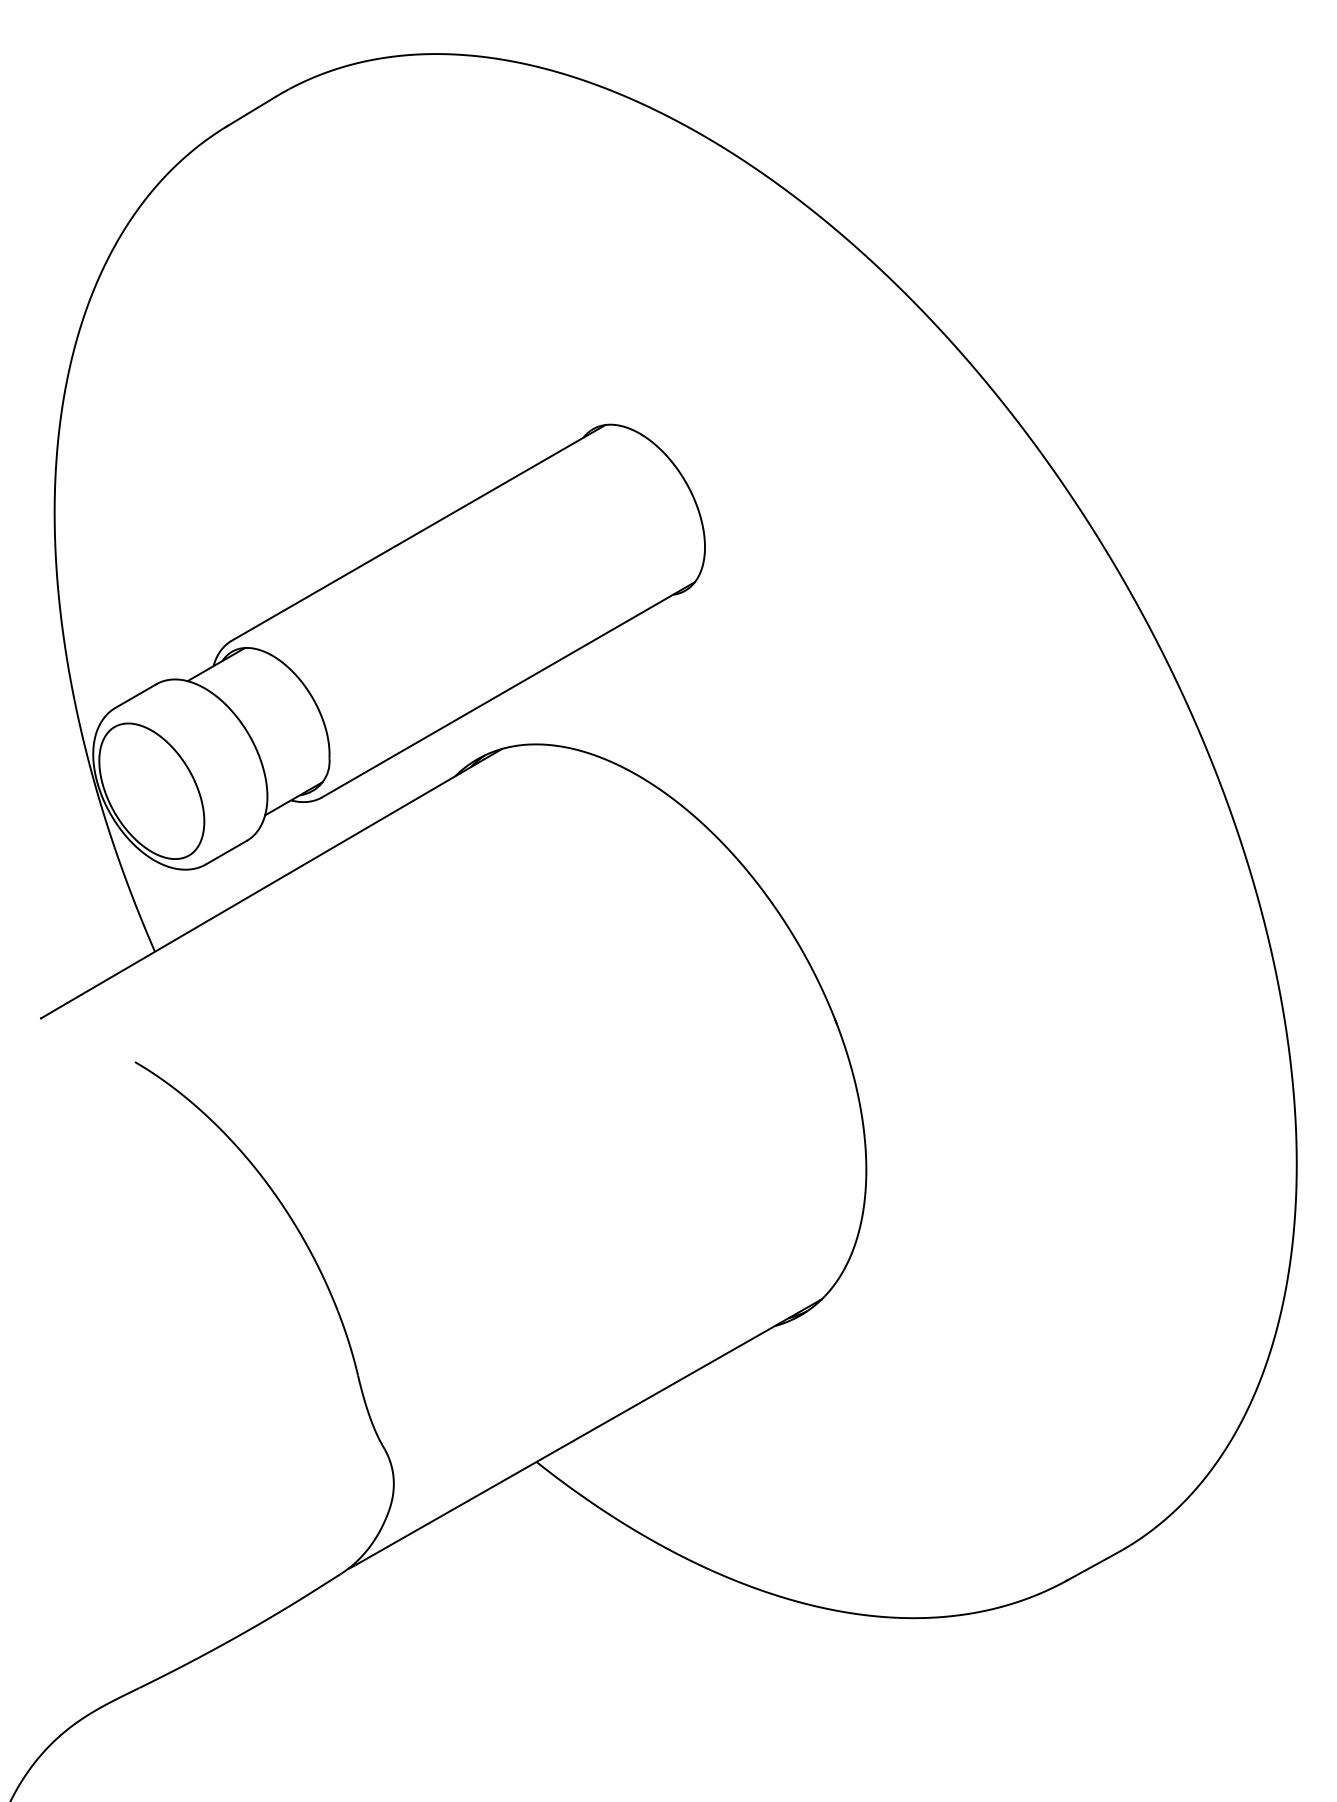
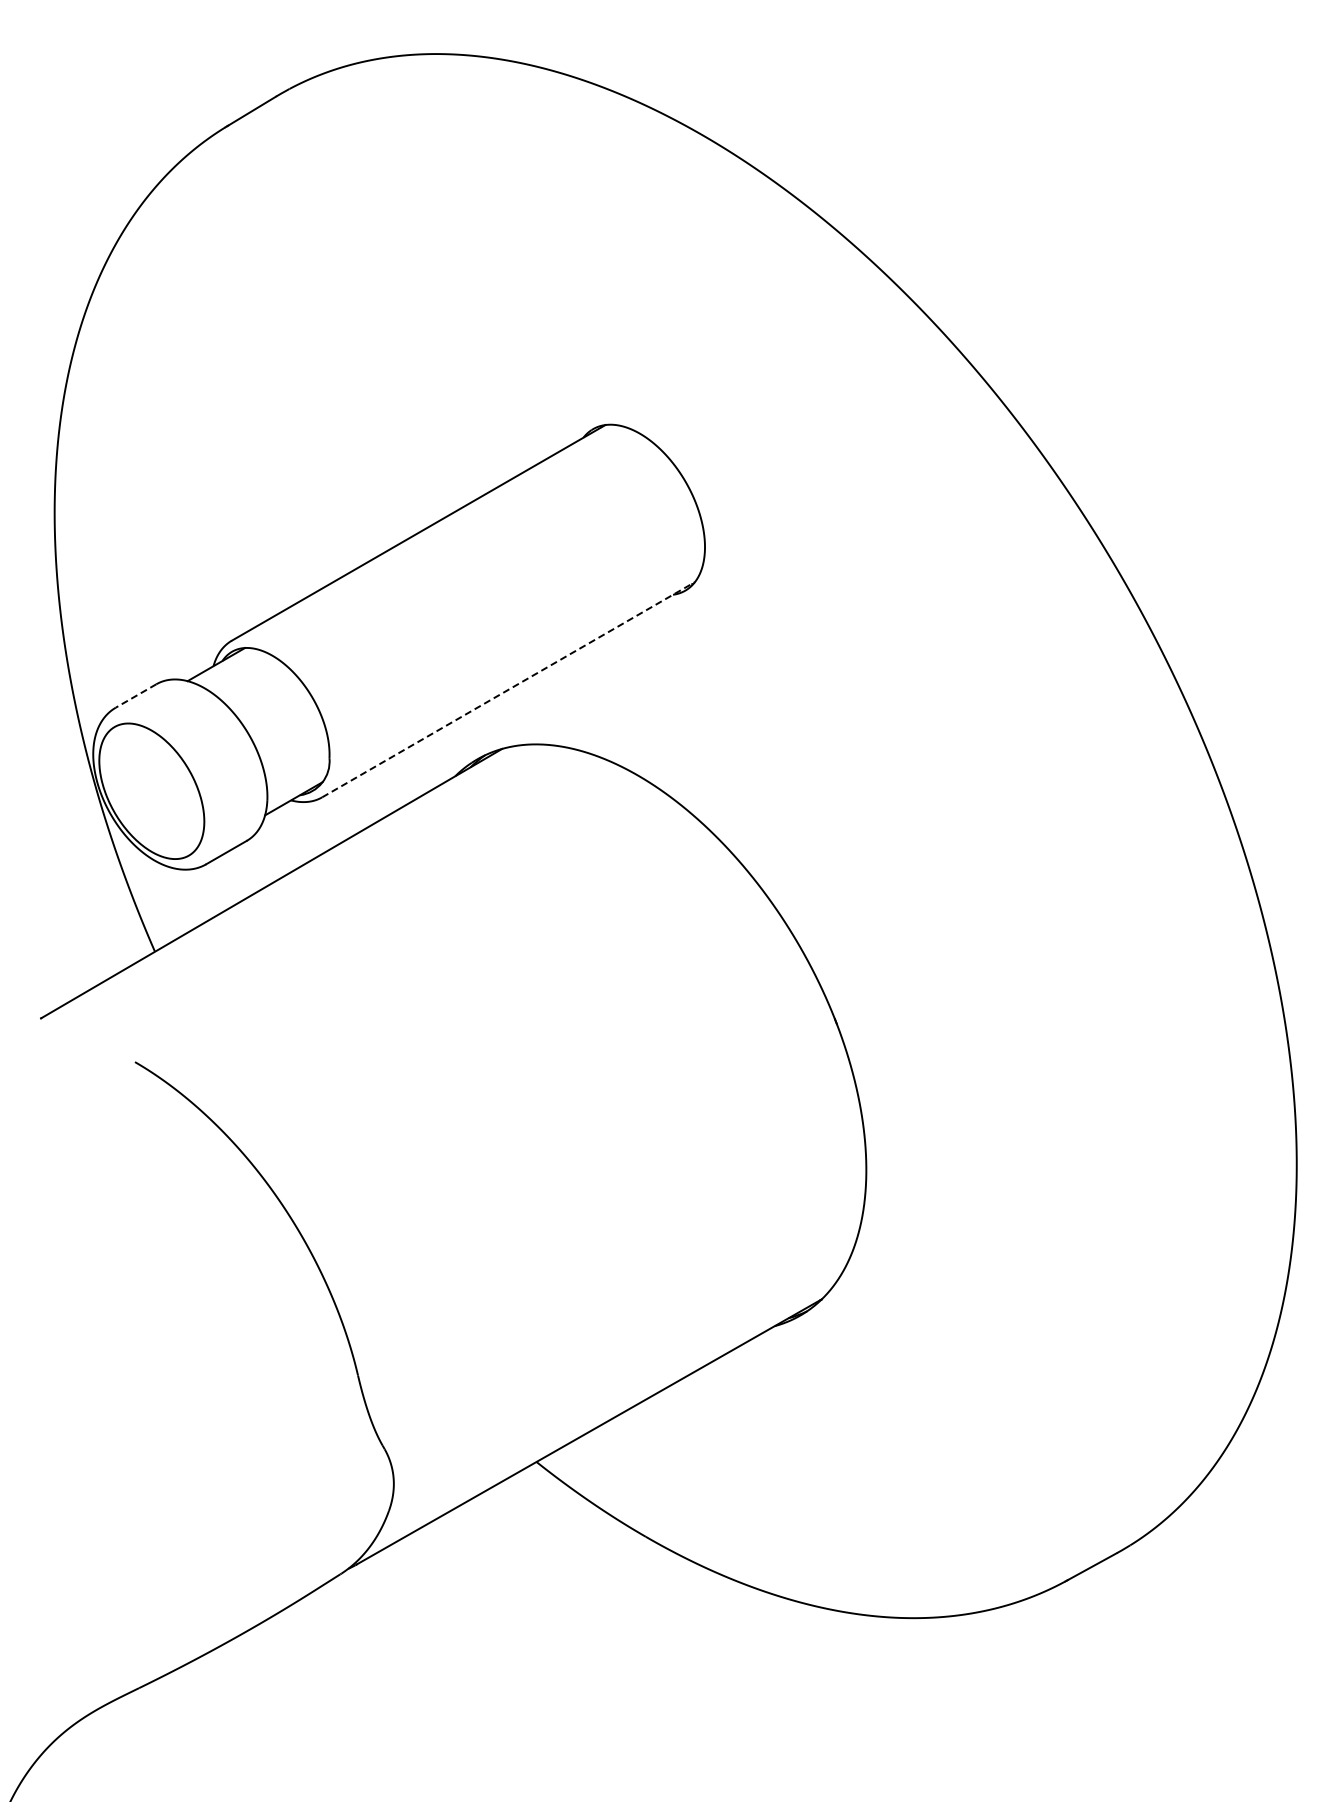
line: solid -> dashed (509, 689)
line: solid -> dashed (135, 696)
